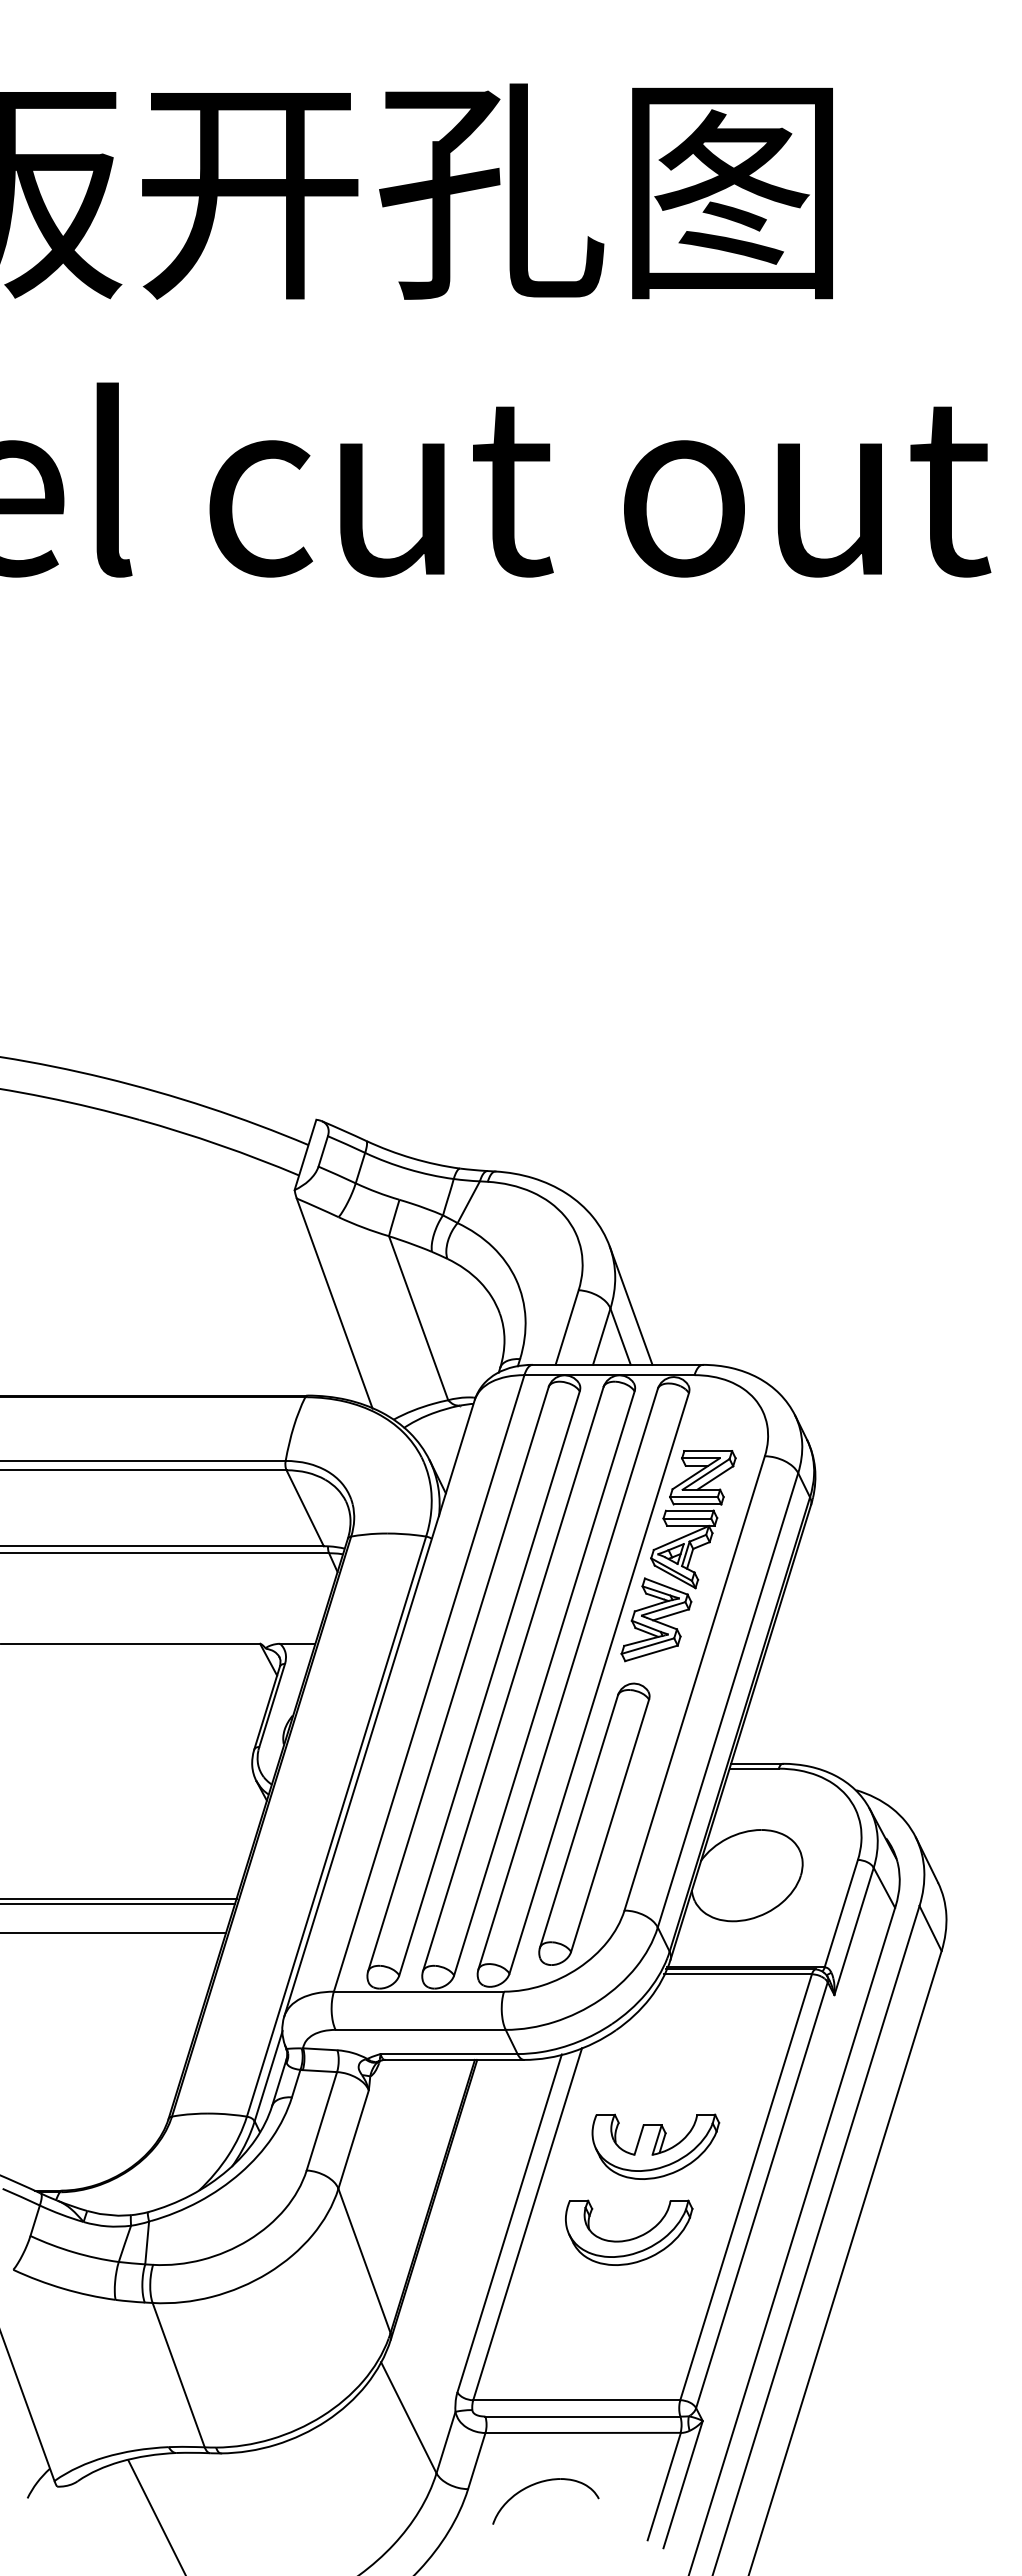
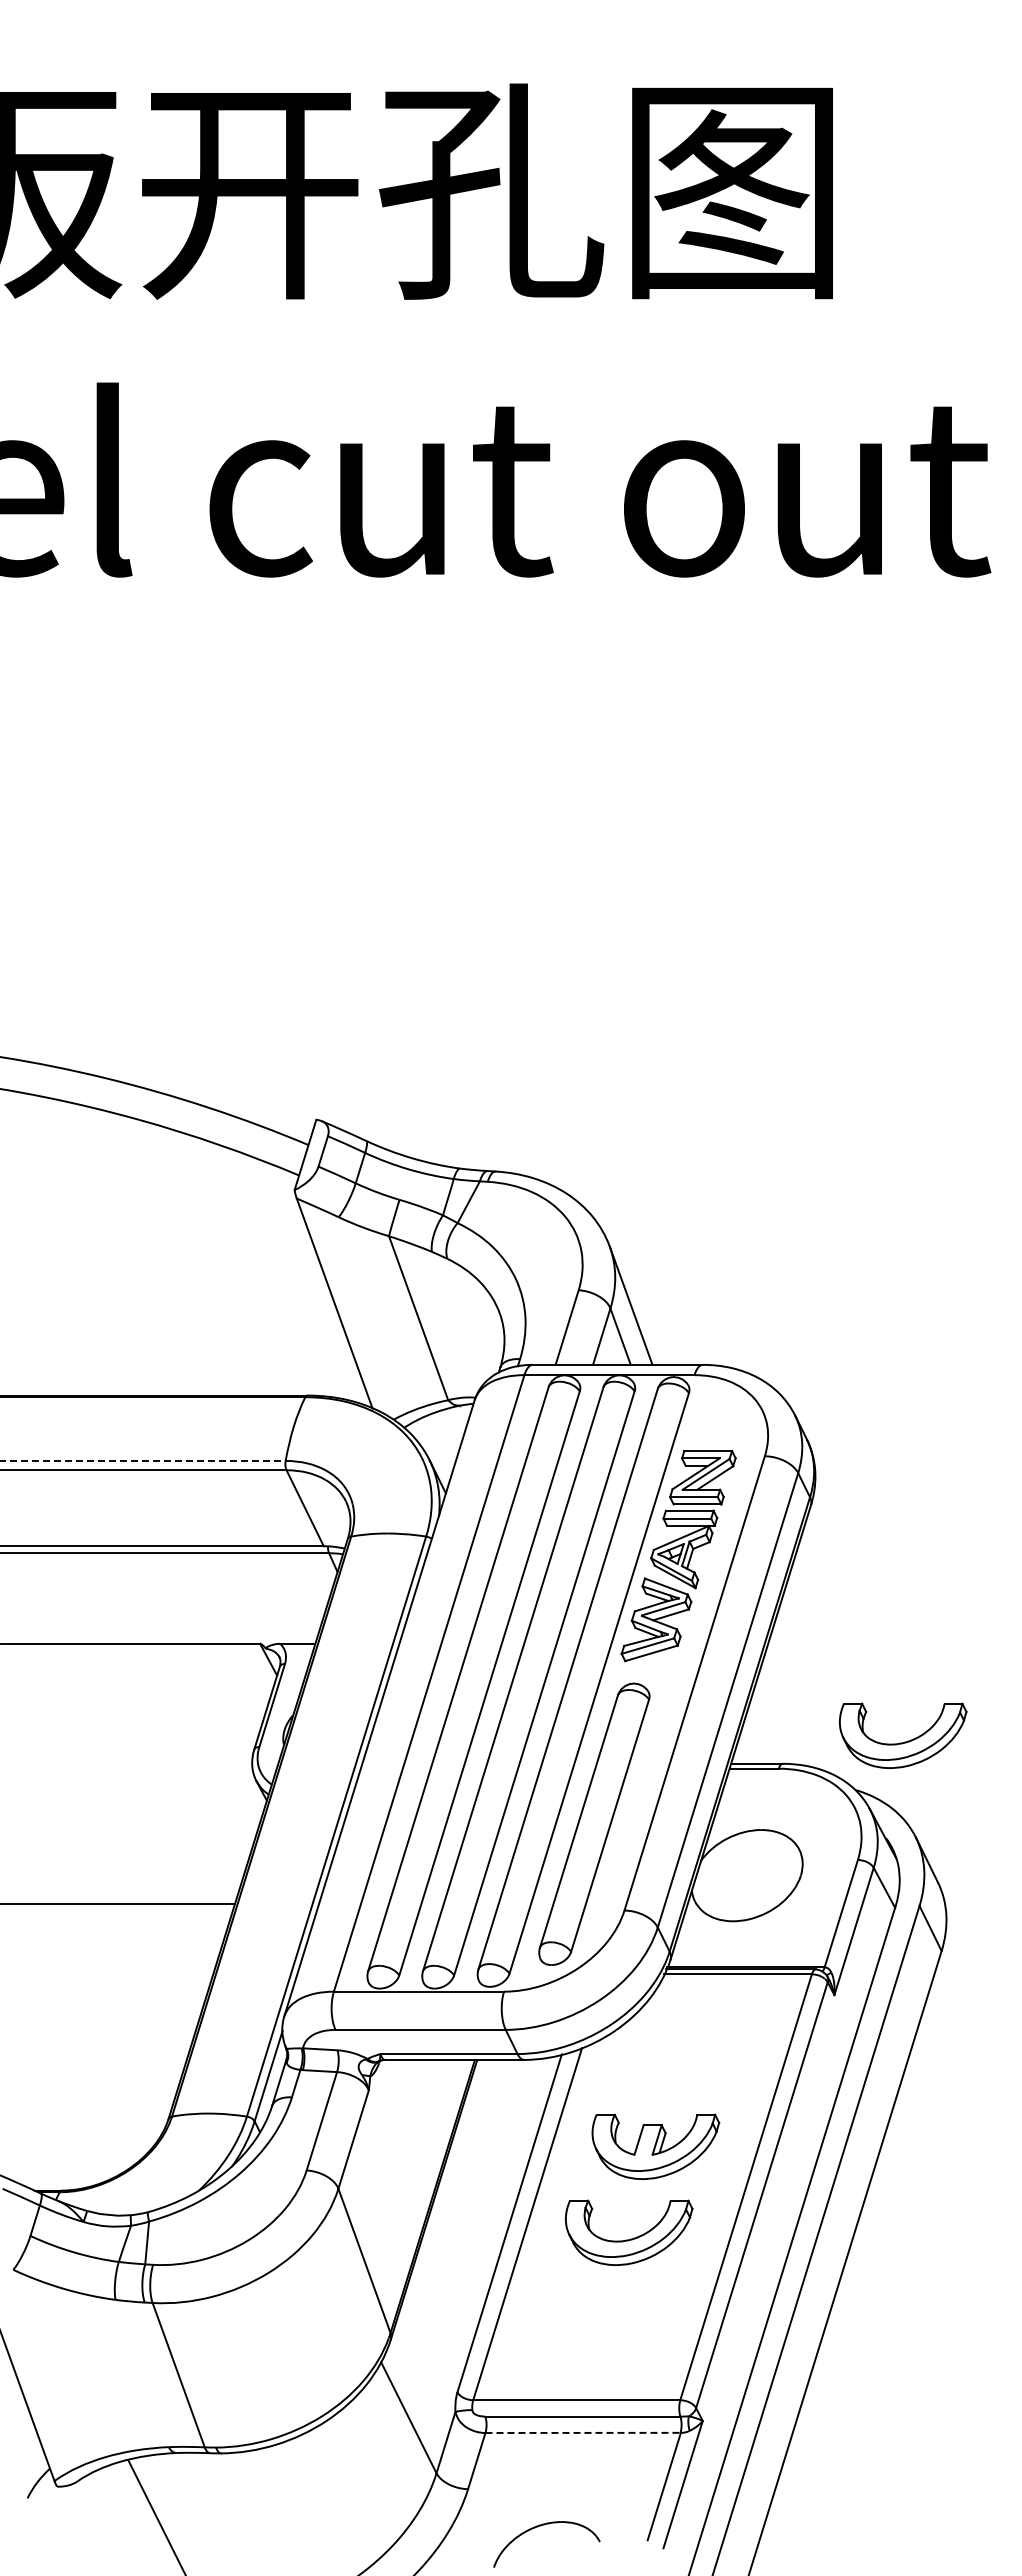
line: solid -> dashed (143, 1460)
part: none -> present (904, 1741)
line: present -> none (119, 1898)
line: present -> none (114, 1932)
line: solid -> dashed (583, 2432)
part position: (539, 2483) -> (540, 2526) (540, 2526)
